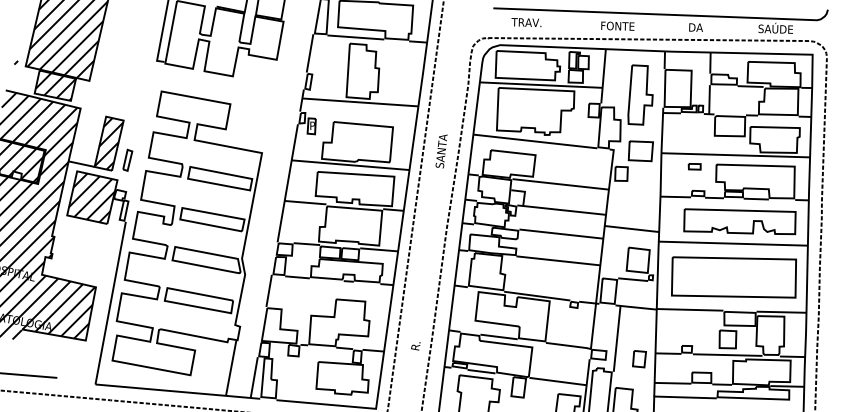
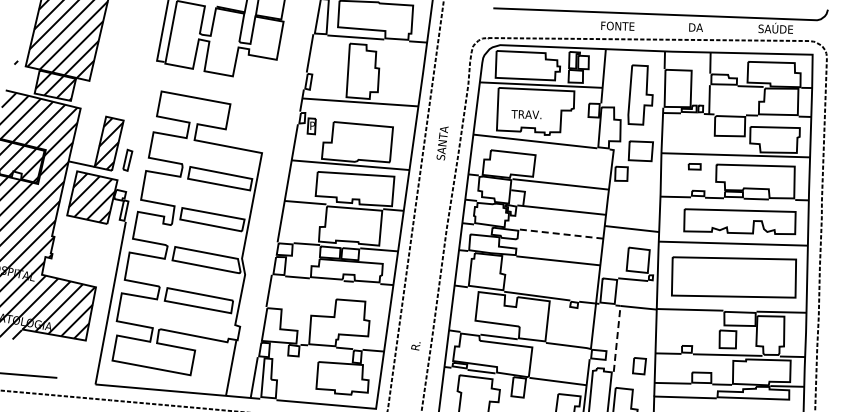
text position: (526, 22) -> (526, 114) (526, 114)
text position: (441, 151) -> (442, 143) (442, 143)
line: solid -> dashed (560, 234)
line: solid -> dashed (617, 335)
part position: (639, 359) -> (639, 366) (639, 366)
